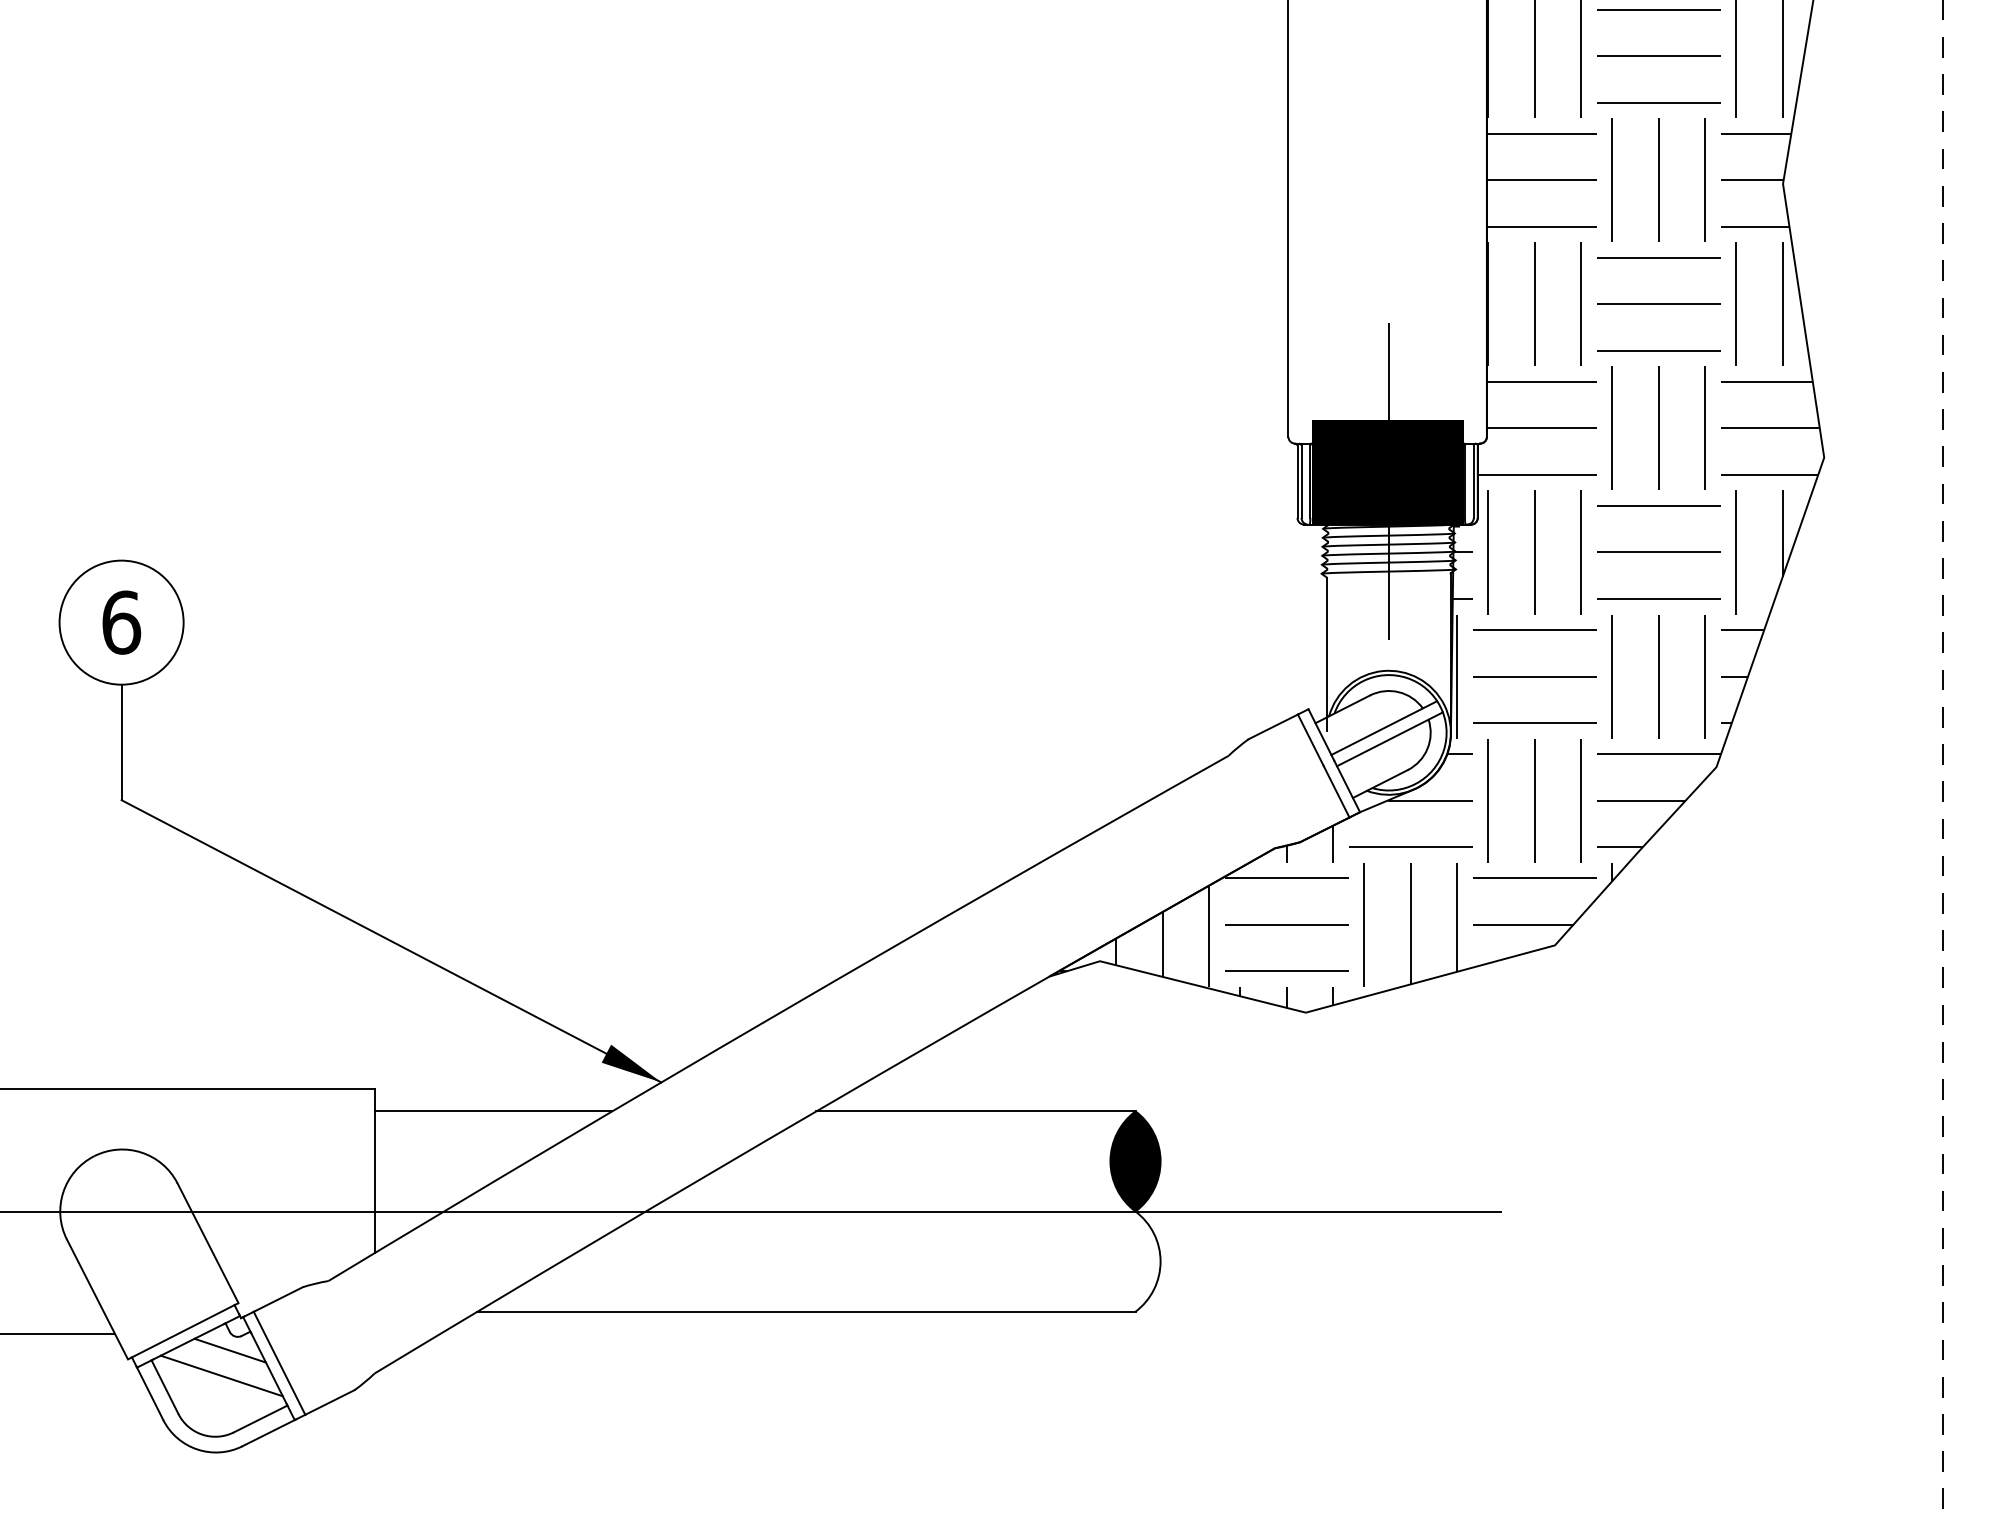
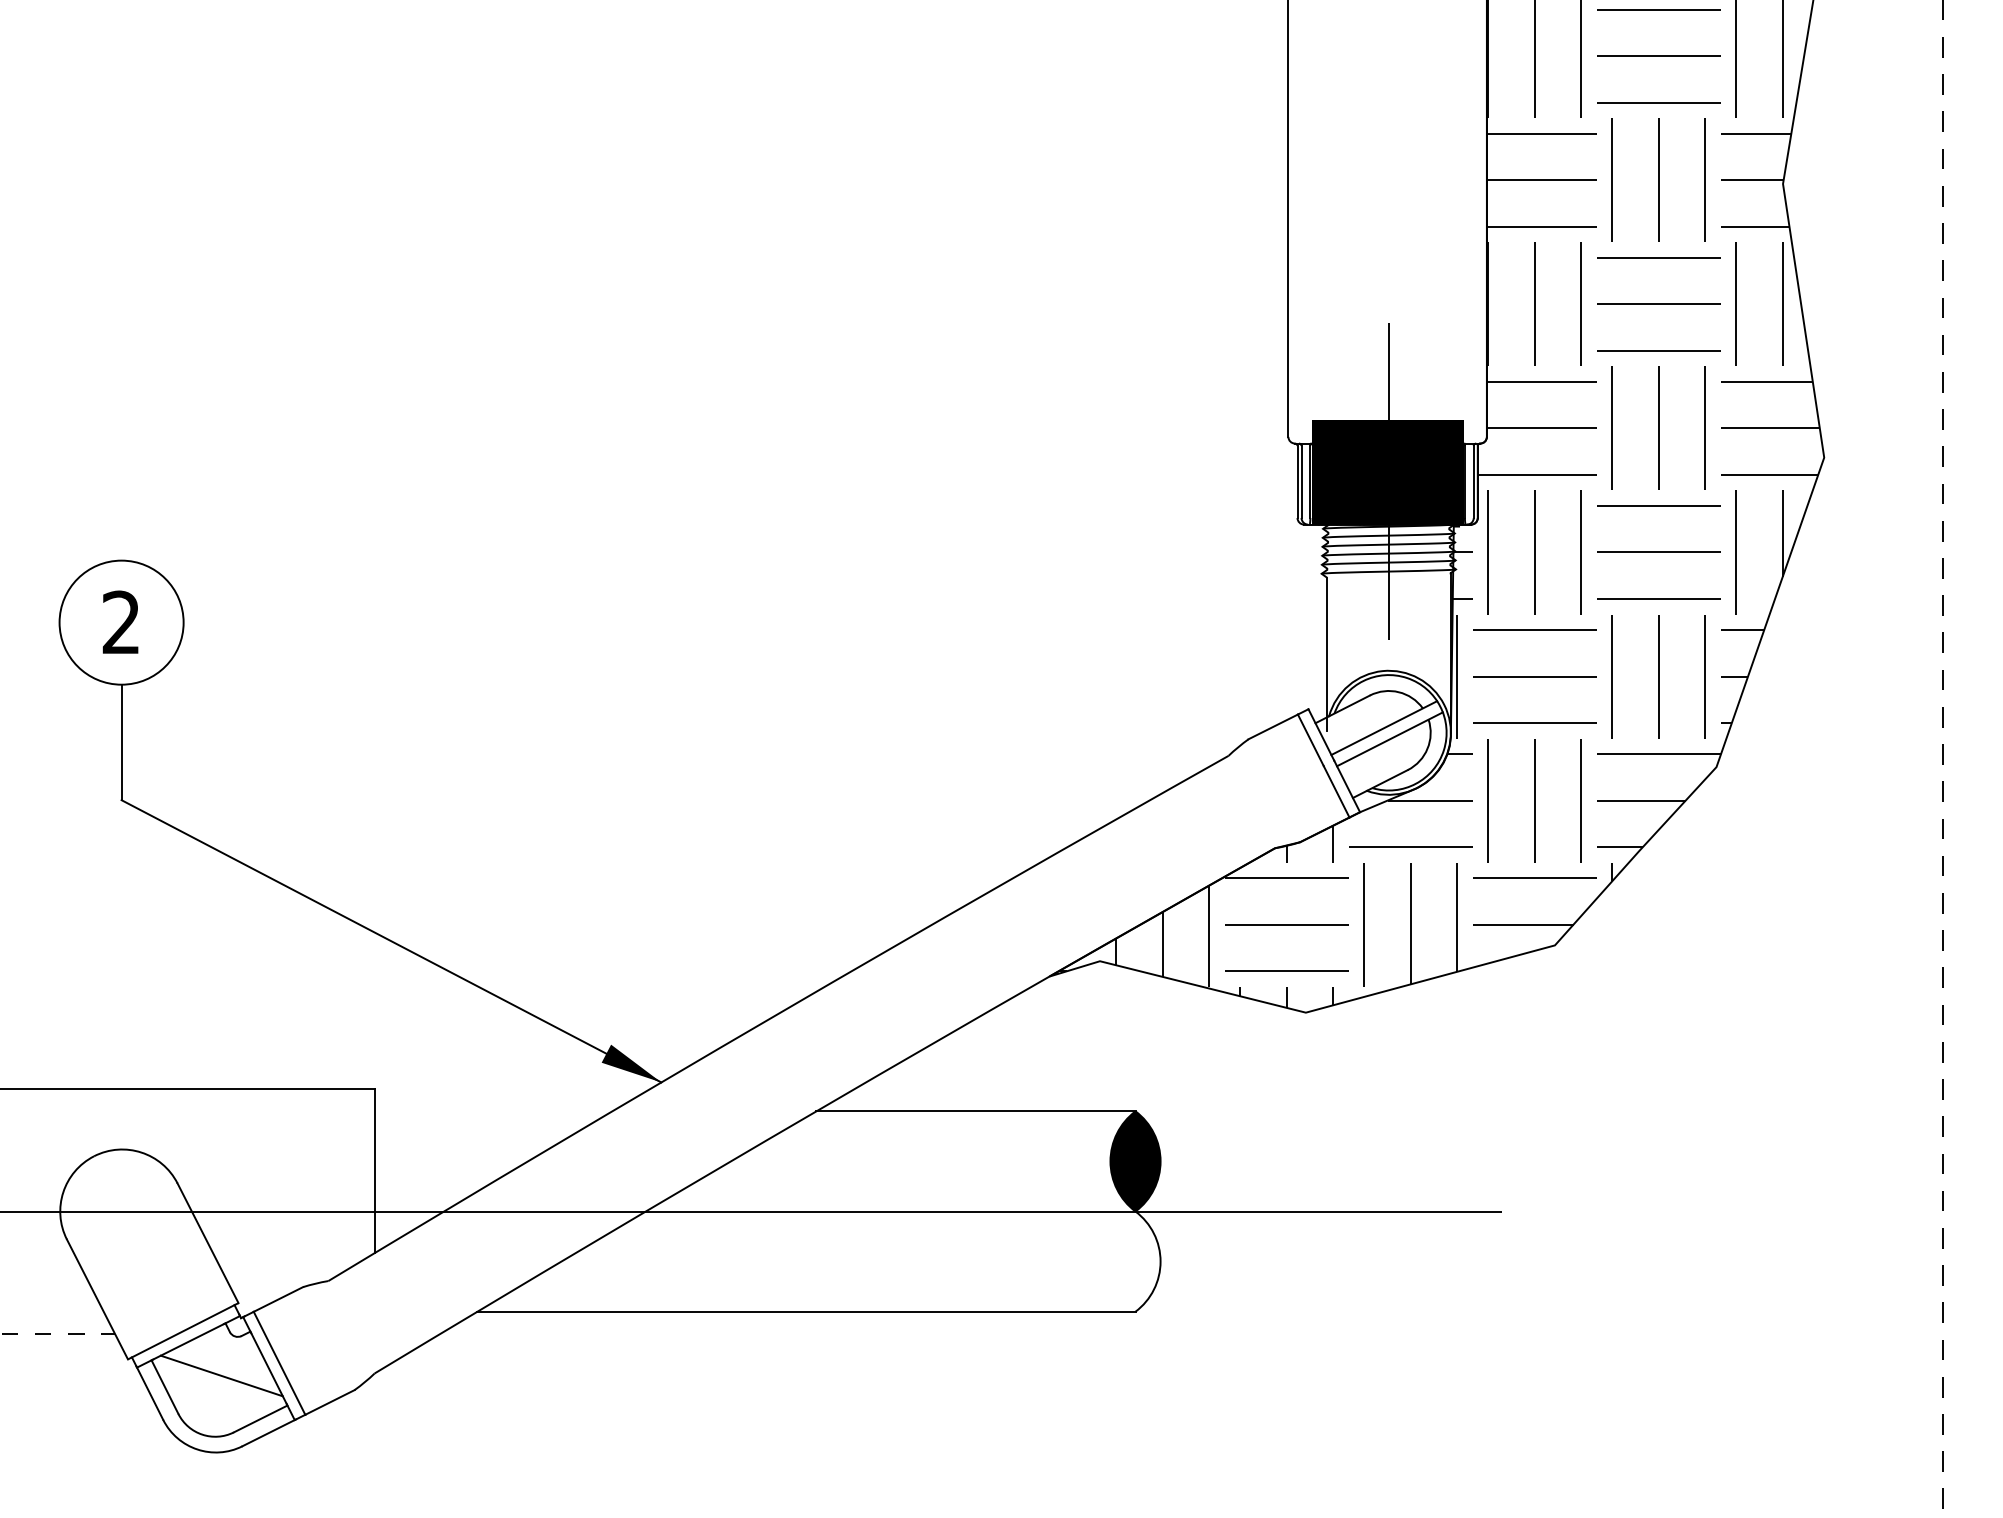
text: 6 -> 2 (121, 622)
line: present -> none (493, 1111)
line: solid -> dashed (58, 1334)
line: present -> none (229, 1350)
